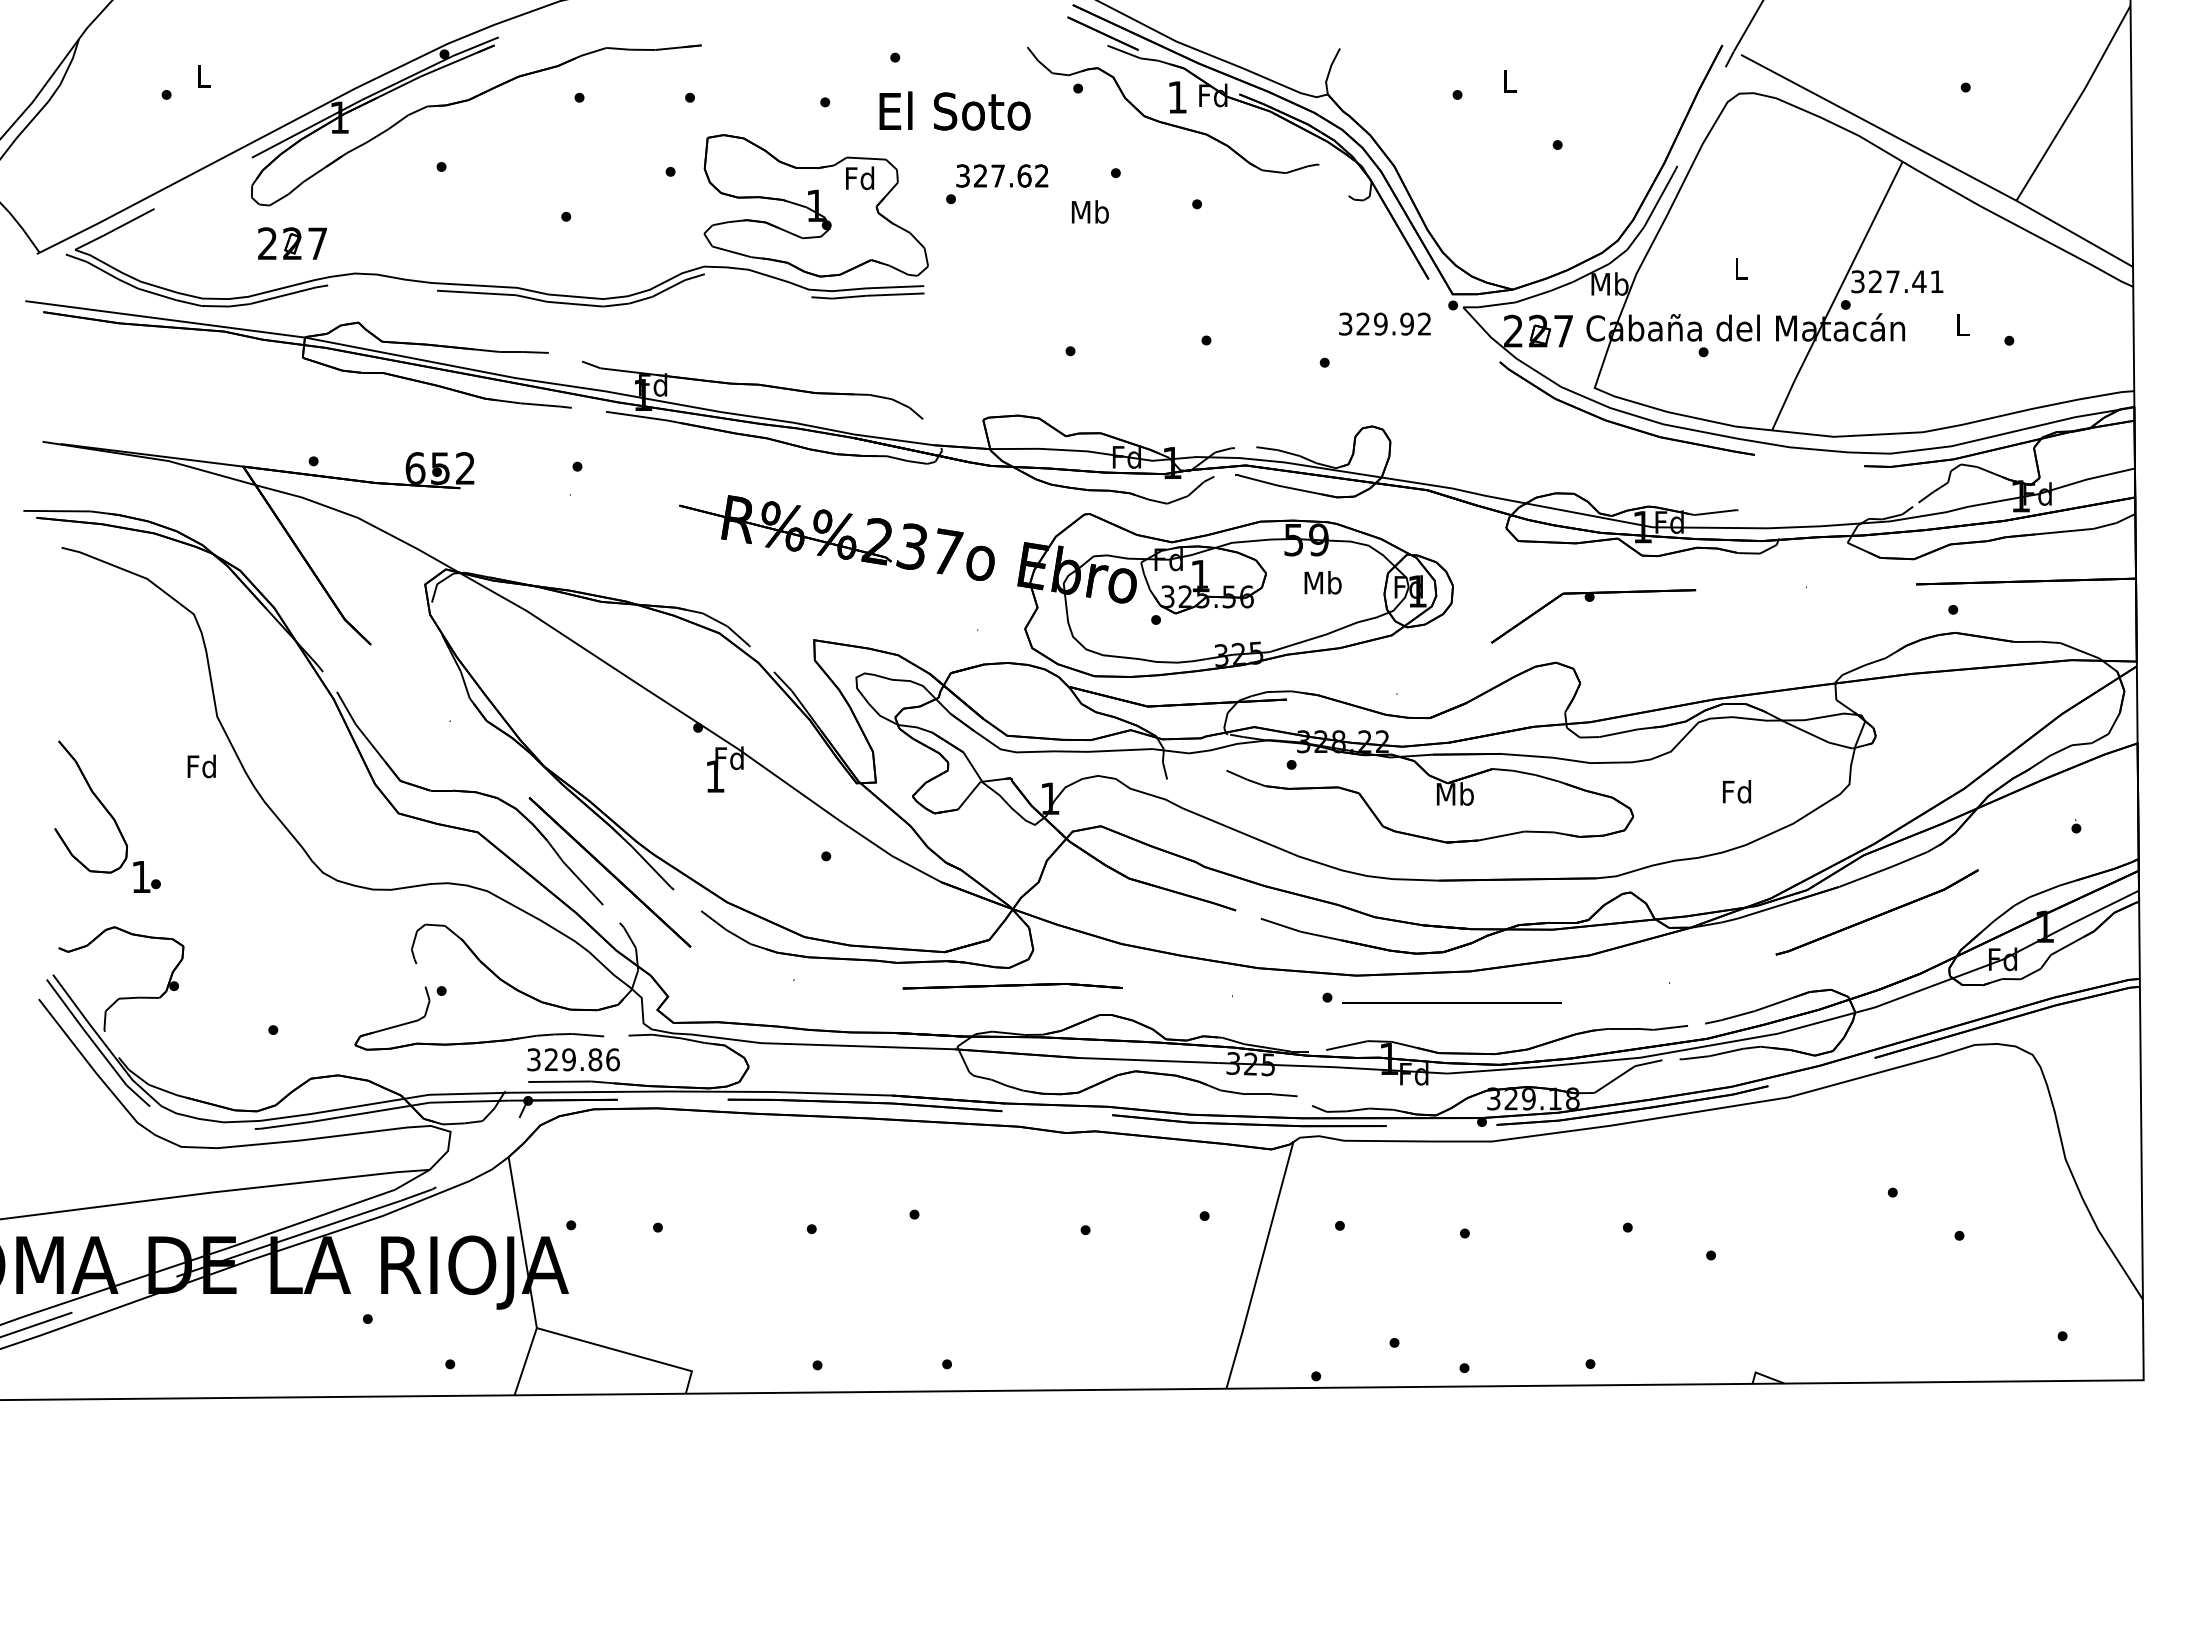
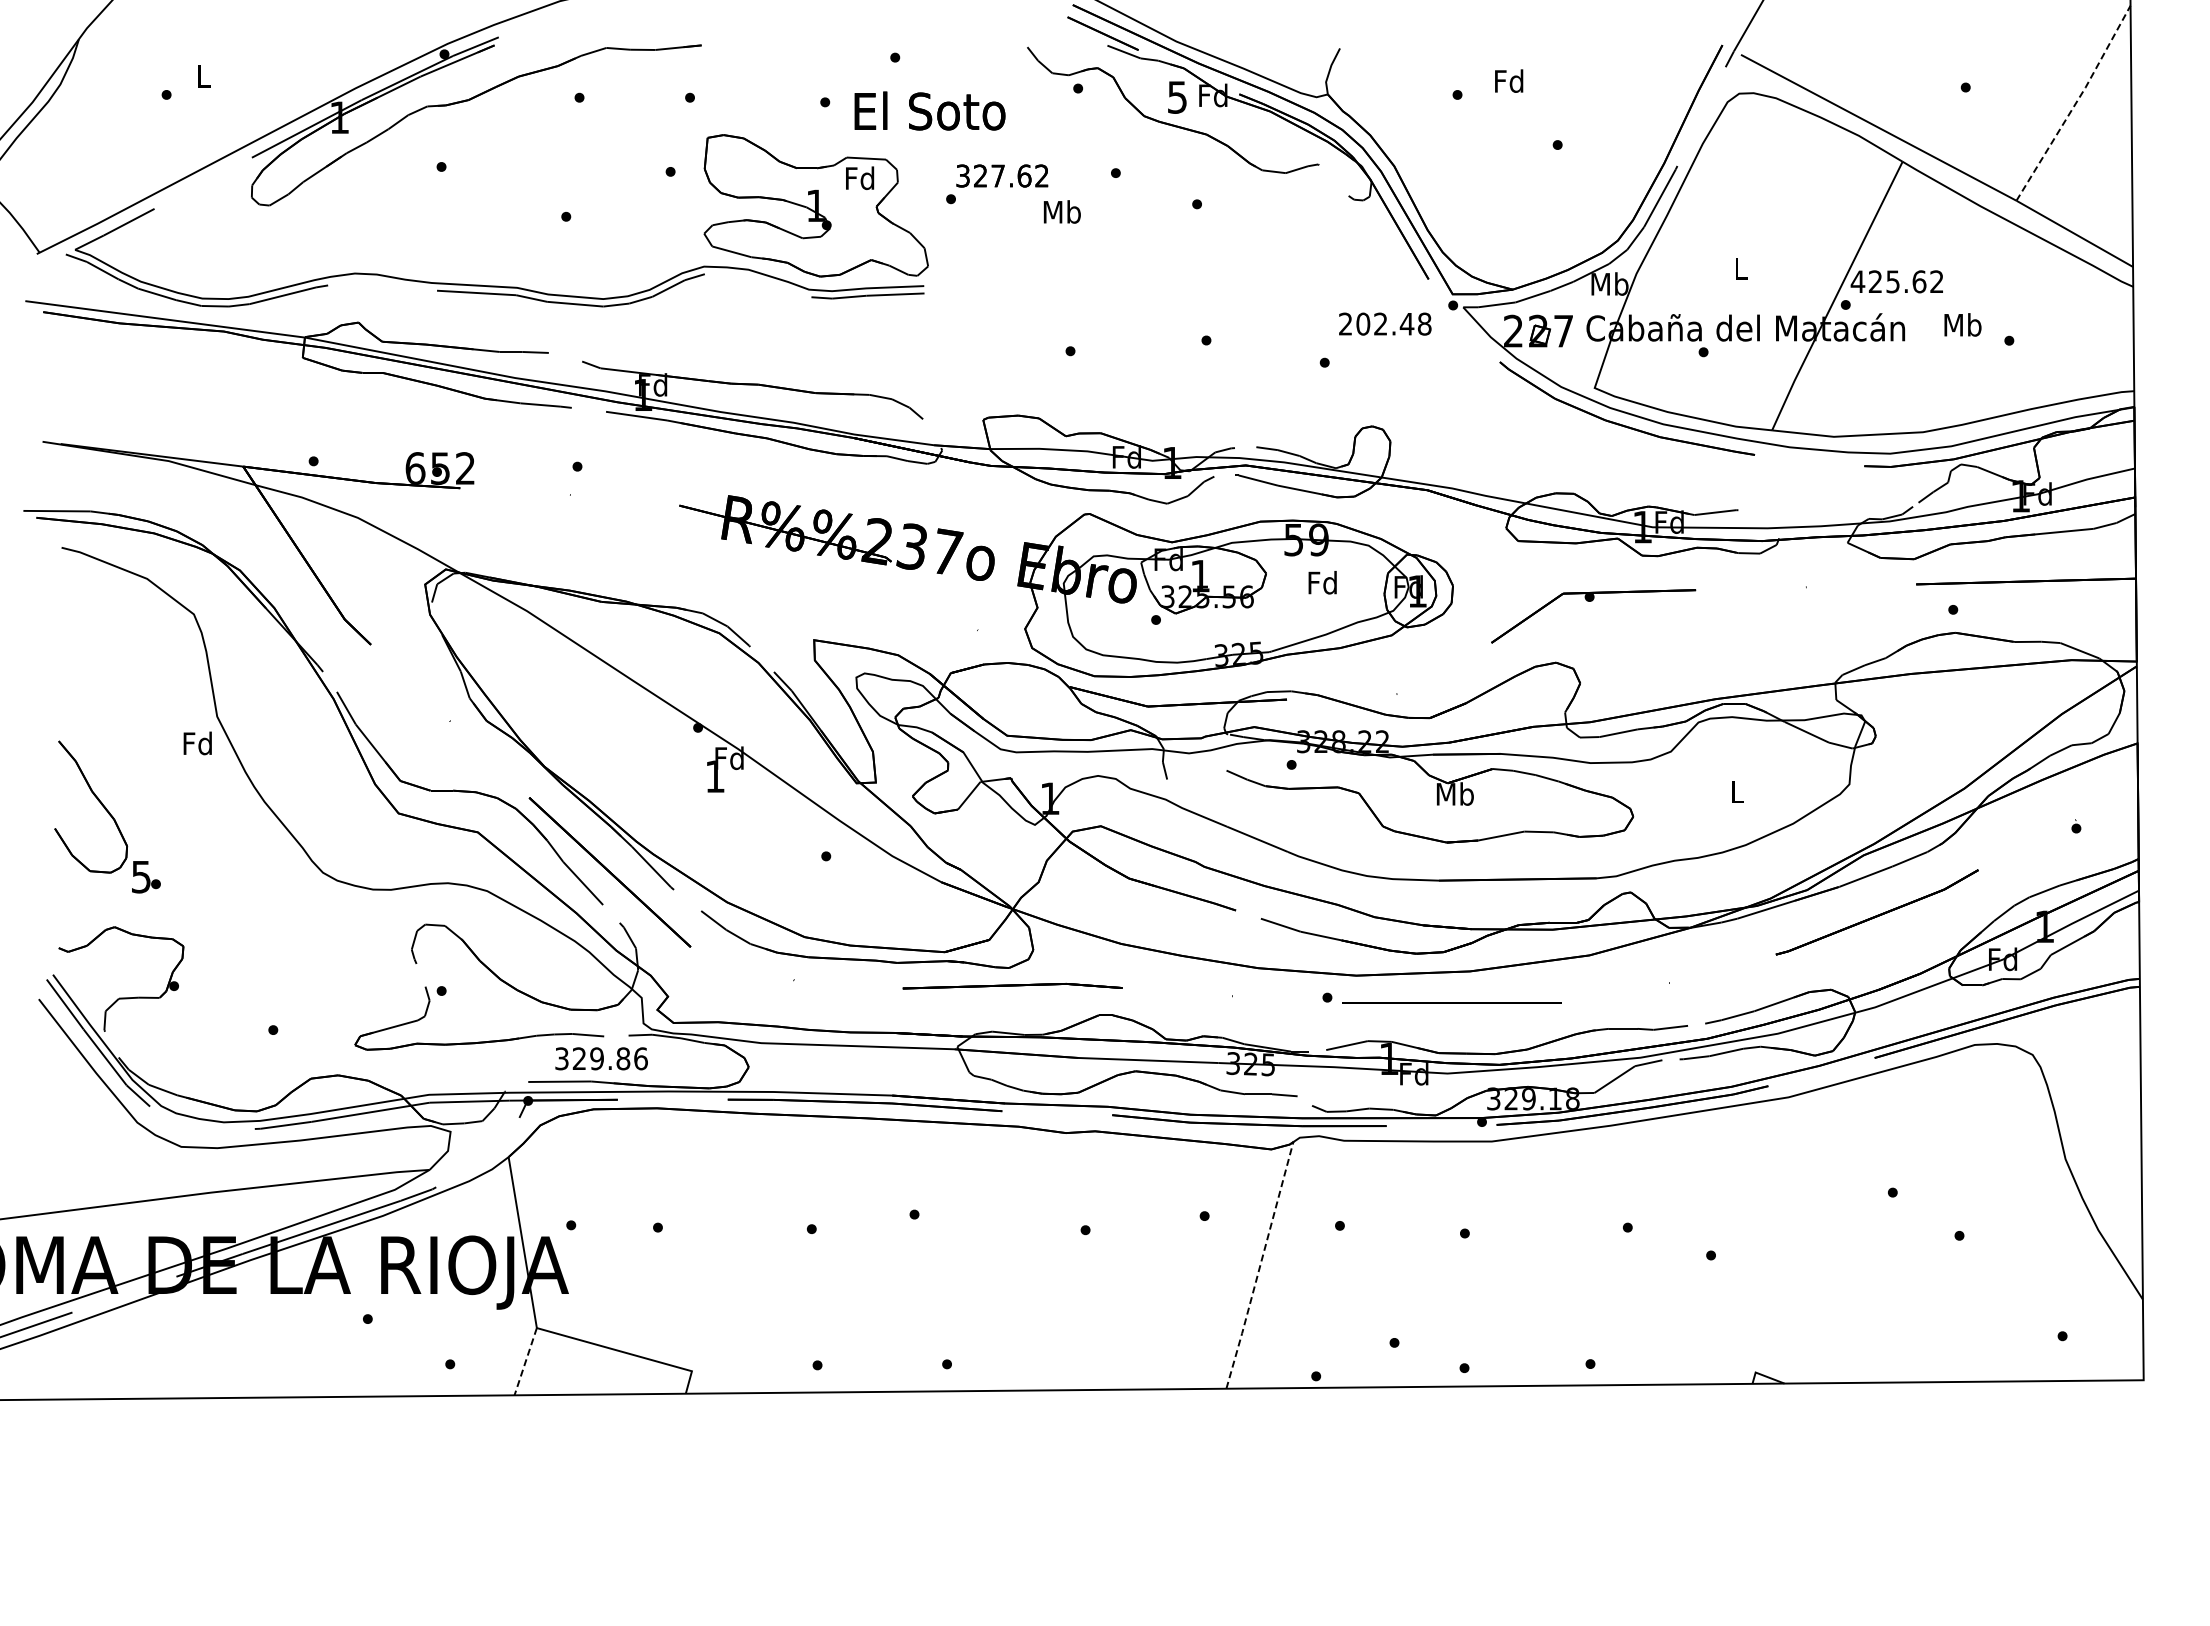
text: L -> Fd (1509, 80)
text: 1 -> 5 (1177, 97)
line: solid -> dashed (2075, 103)
text position: (954, 110) -> (929, 110) (929, 110)
text position: (1089, 211) -> (1061, 211) (1061, 211)
part: present -> none (292, 243)
text: 327.41 -> 425.62 (1896, 281)
text: 329.92 -> 202.48 (1385, 323)
text: L -> Mb (1962, 324)
text: Mb -> Fd (1322, 582)
text position: (201, 766) -> (197, 743) (197, 743)
text: Fd -> L (1737, 791)
text: 1 -> 5 (141, 877)
text position: (573, 1059) -> (601, 1058) (601, 1058)
line: solid -> dashed (1260, 1265)
line: solid -> dashed (525, 1362)
